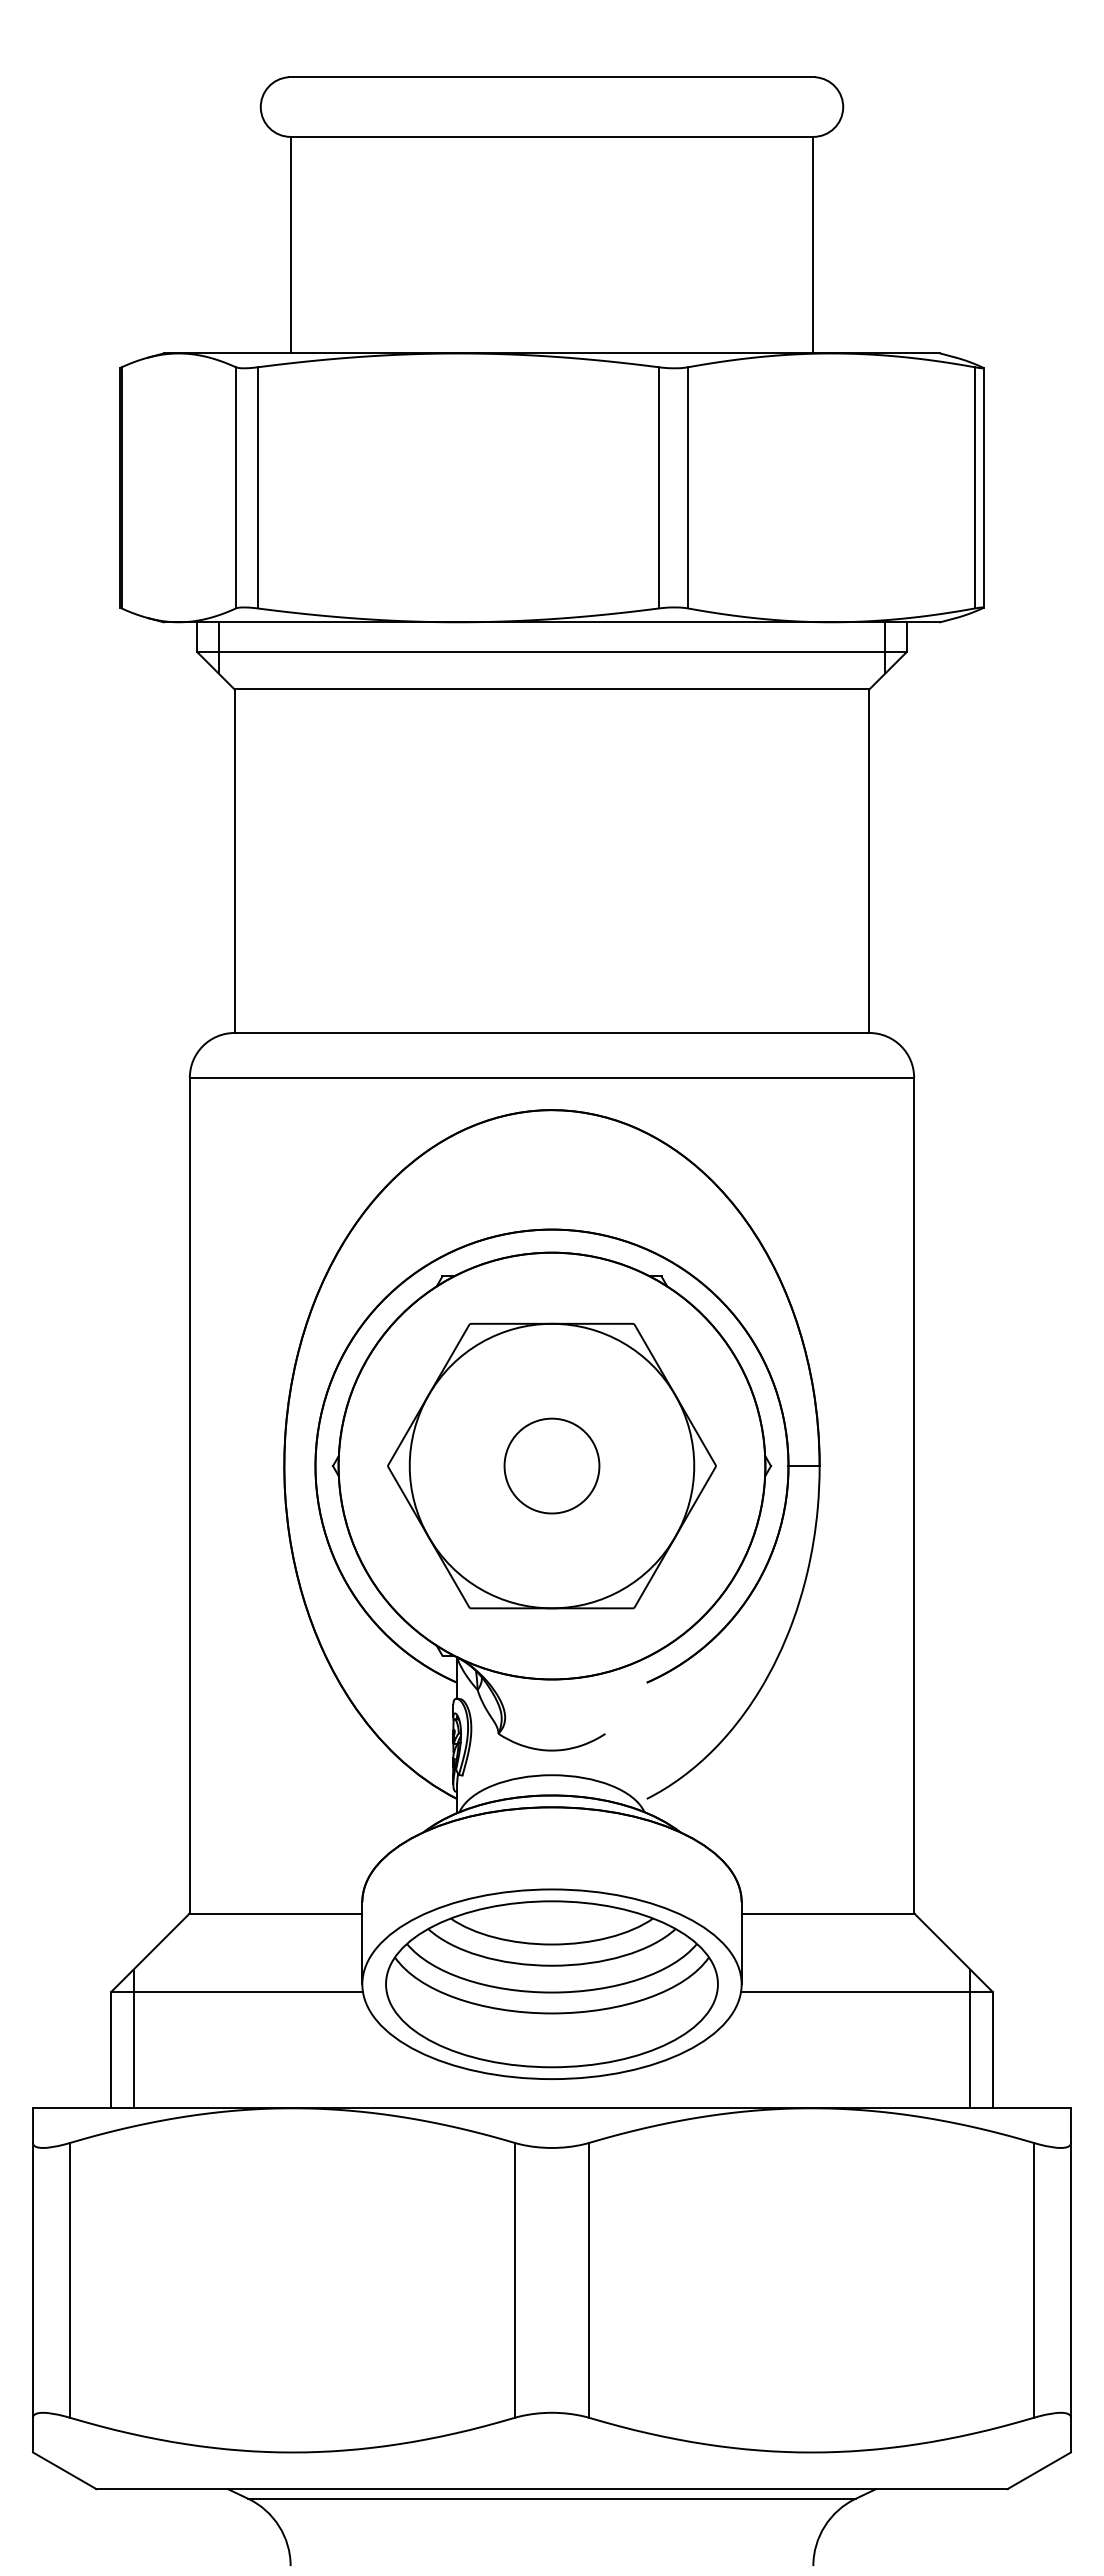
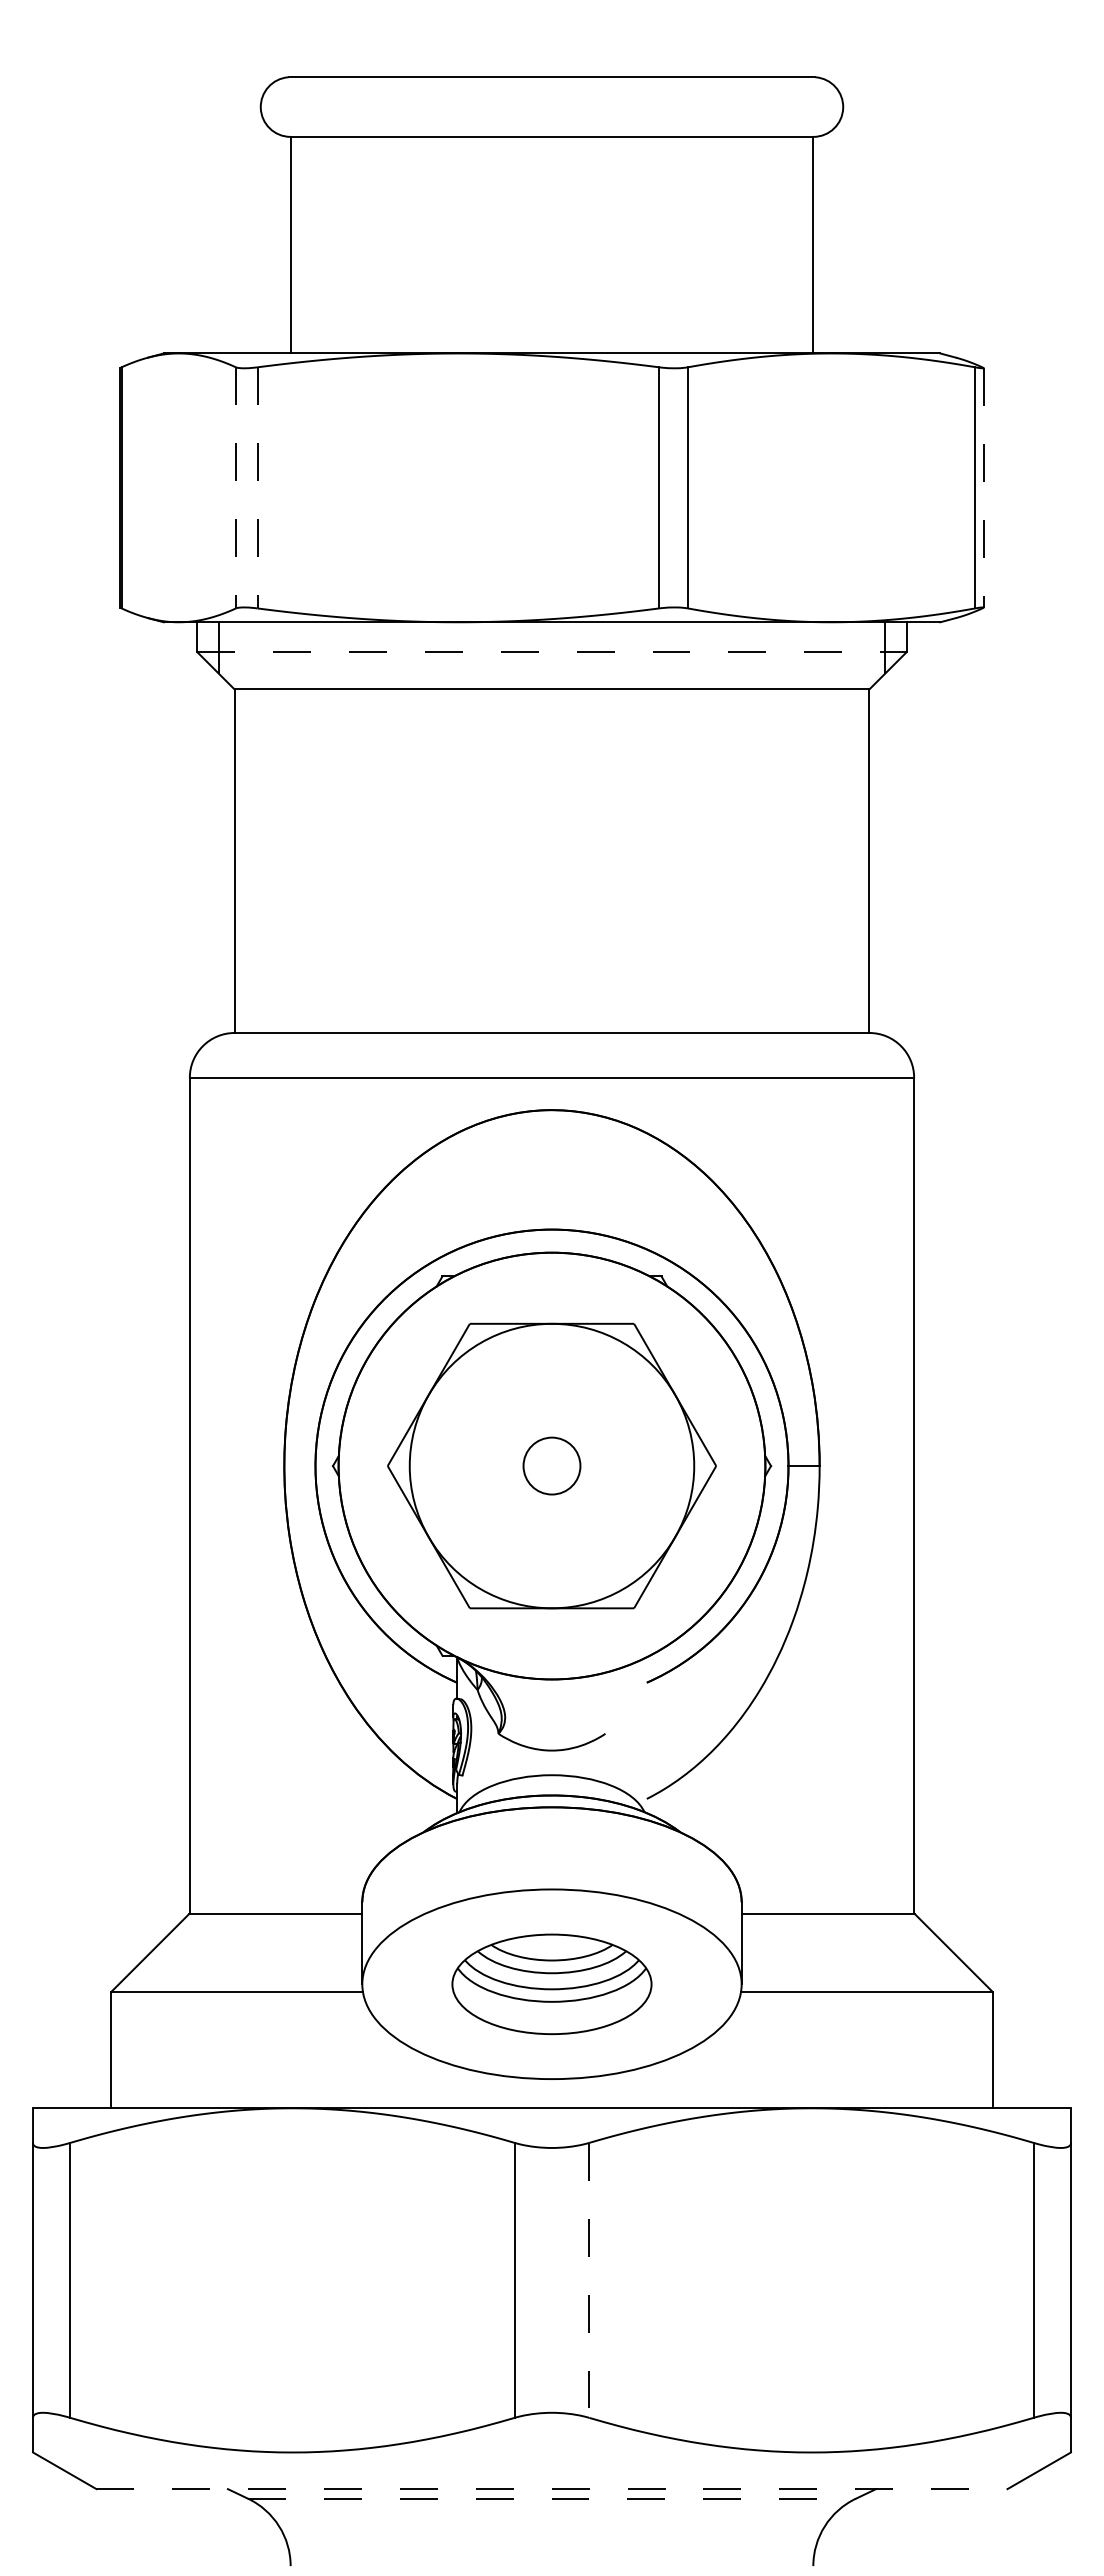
line: solid -> dashed (236, 487)
line: solid -> dashed (257, 487)
line: solid -> dashed (983, 487)
line: solid -> dashed (552, 652)
circle diameter: 95 px -> 57 px (551, 1465)
part size: 334x169 px -> 202x103 px (551, 1984)
line: present -> none (133, 2038)
line: present -> none (970, 2038)
line: solid -> dashed (589, 2280)
line: solid -> dashed (552, 2489)
line: solid -> dashed (552, 2498)
